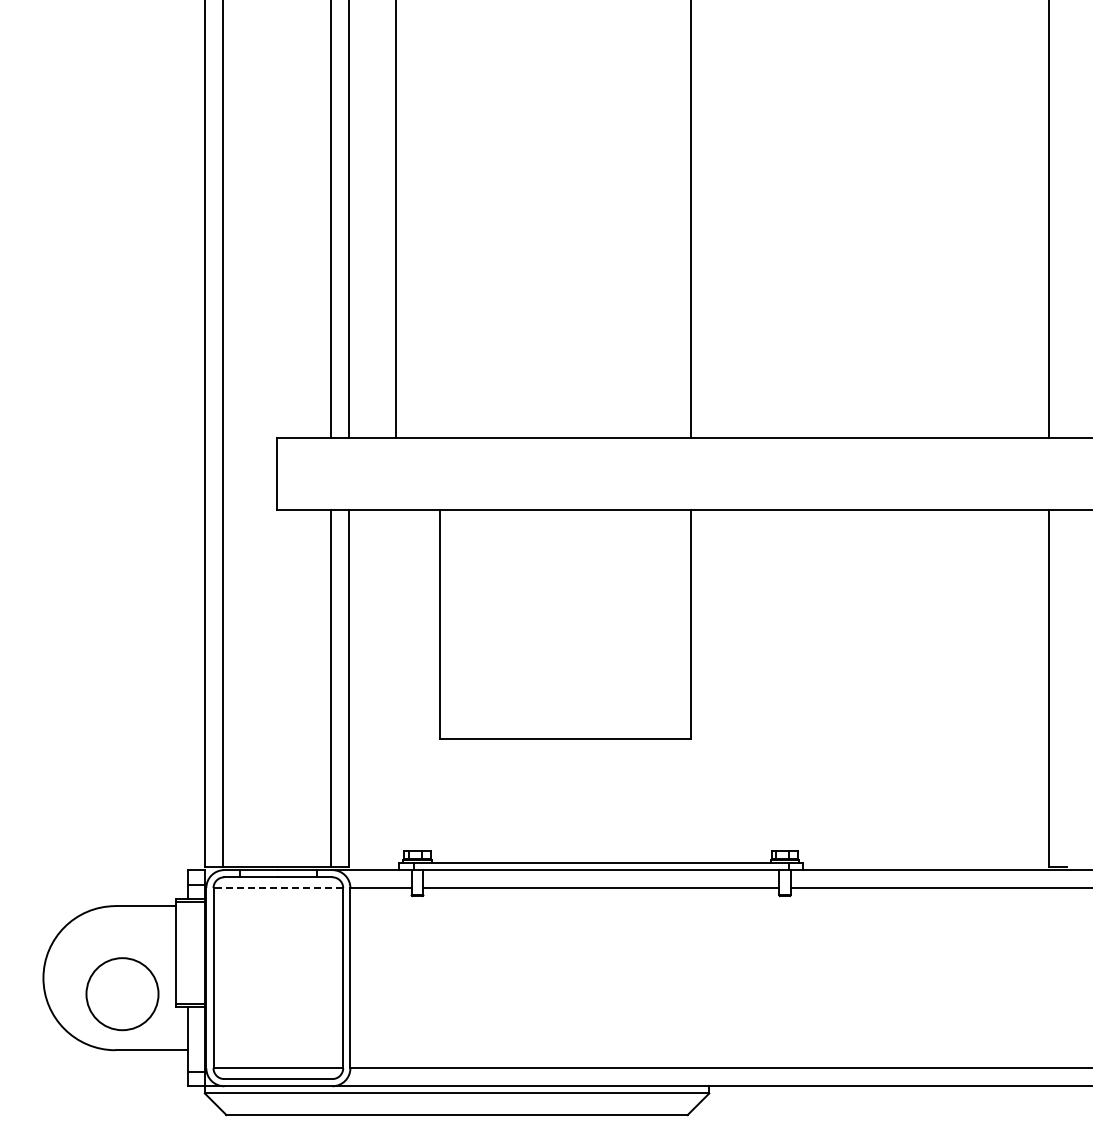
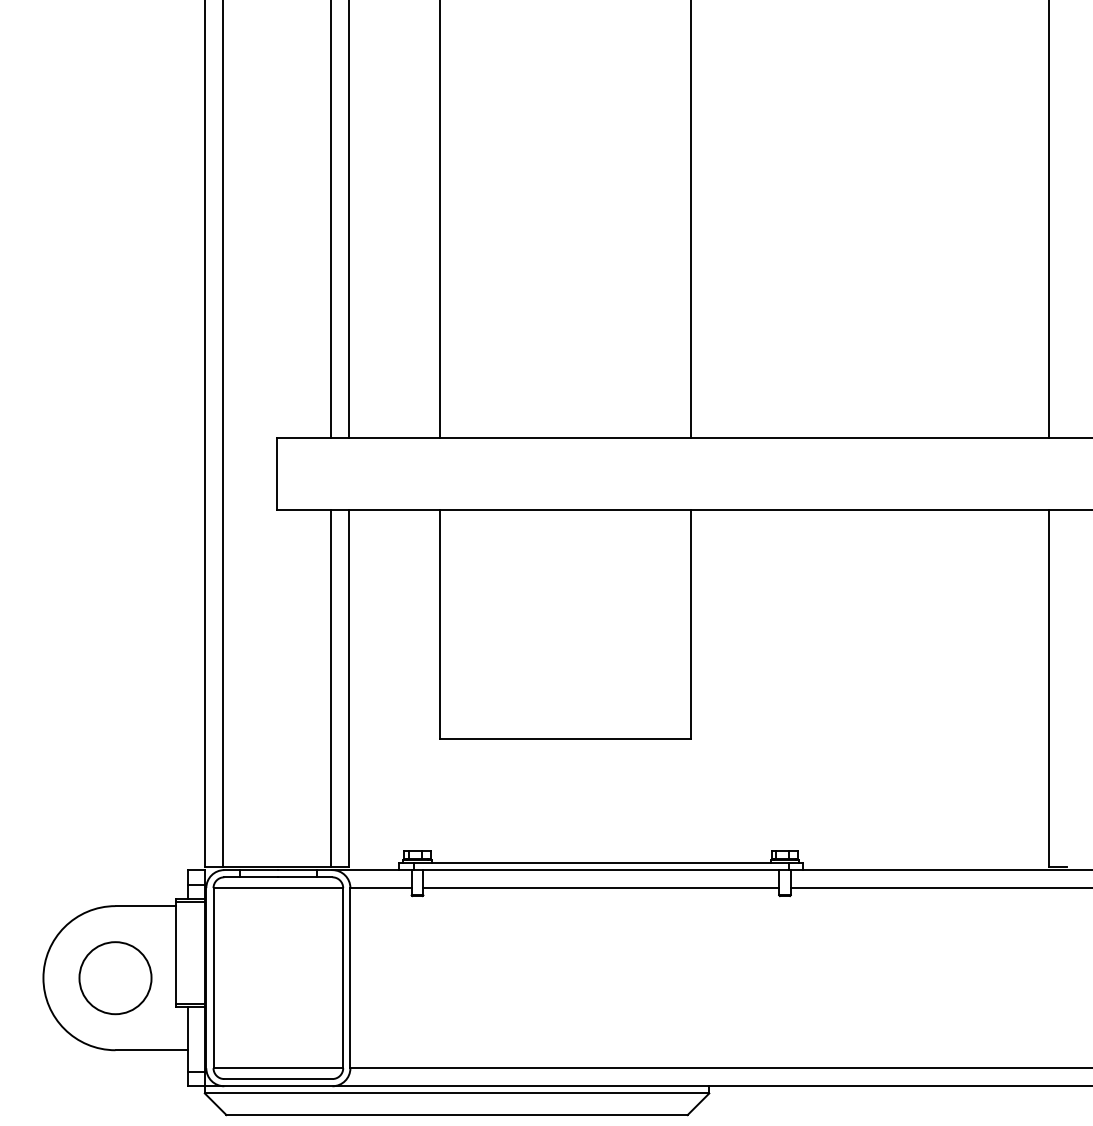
line position: (395, 219) -> (439, 219) (439, 219)
line: dashed -> solid (278, 888)
circle position: (122, 994) -> (115, 978) (115, 978)
